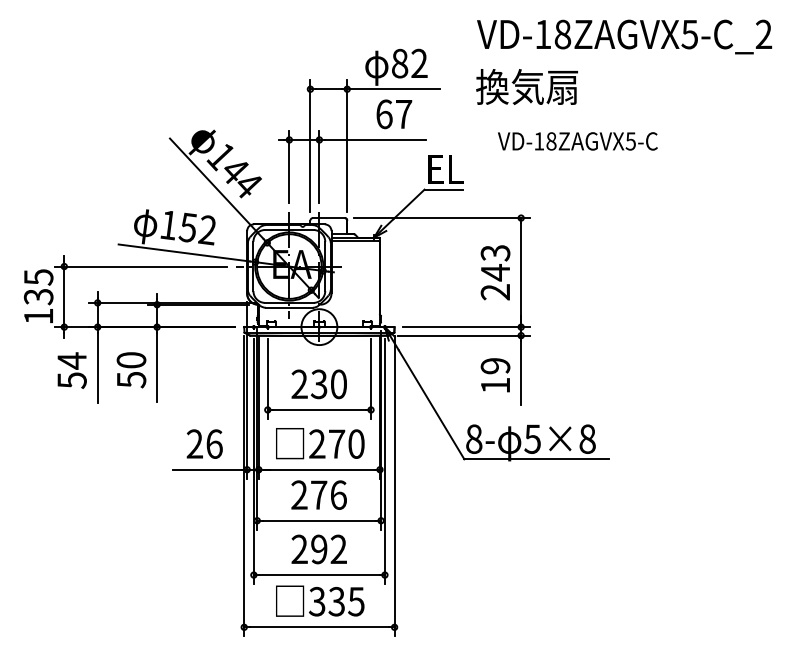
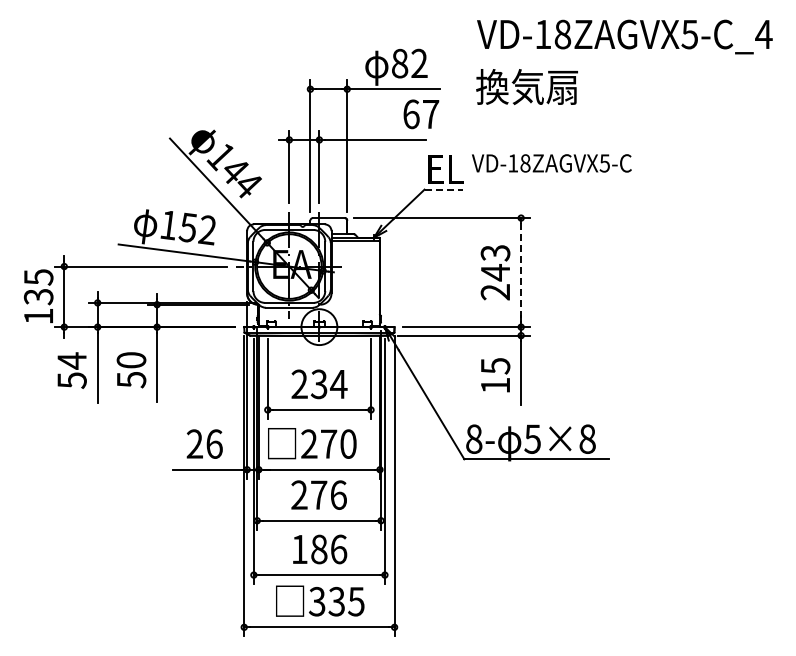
text: VD-18ZAGVX5-C_2 -> VD-18ZAGVX5-C_4 (763, 33)
text position: (394, 114) -> (421, 114) (421, 114)
text position: (577, 141) -> (551, 163) (551, 163)
line: solid -> dashed (444, 189)
line: solid -> dashed (521, 273)
text: 19 -> 15 (495, 366)
text: 230 -> 234 (338, 384)
text position: (320, 443) -> (312, 443) (312, 443)
text: 292 -> 186 (319, 549)
